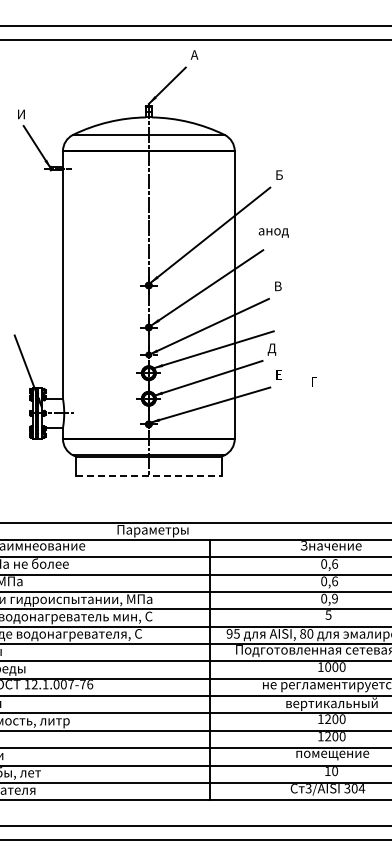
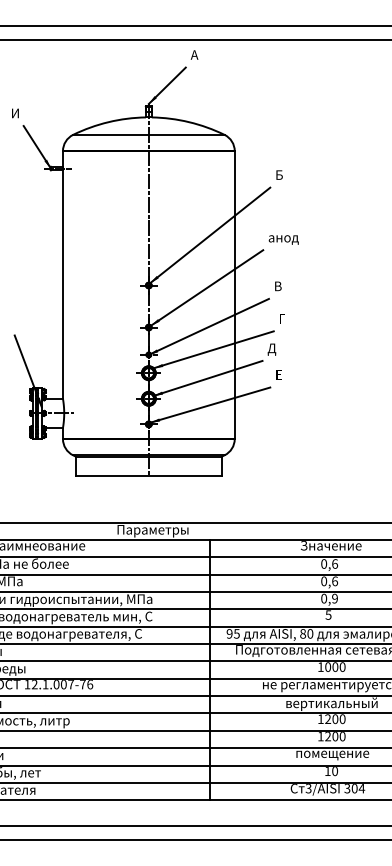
text position: (21, 114) -> (15, 113) (15, 113)
text position: (273, 232) -> (283, 239) (283, 239)
text position: (314, 381) -> (282, 318) (282, 318)
line: dashed -> solid (149, 475)
